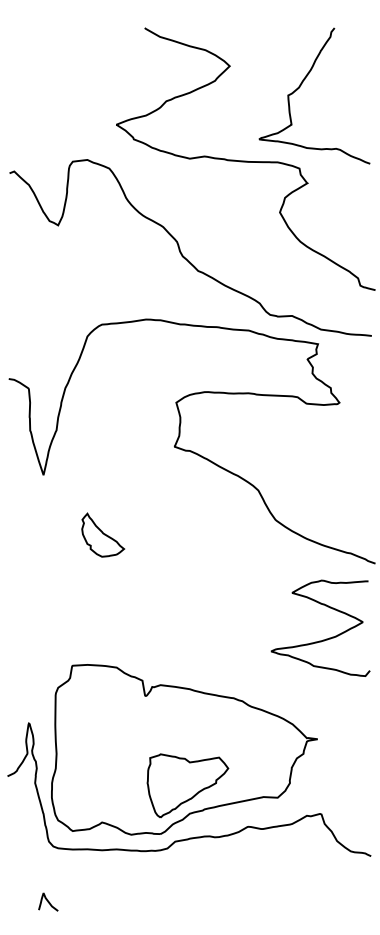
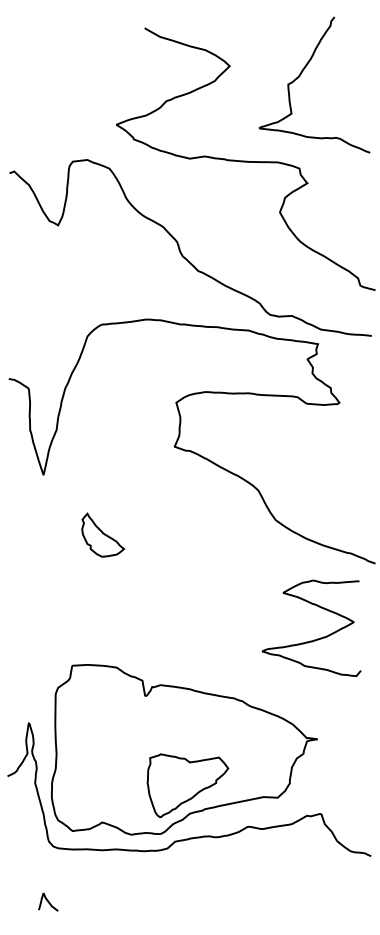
curve position: (300, 87) -> (300, 76) (300, 76)
curve position: (323, 639) -> (314, 639) (314, 639)
